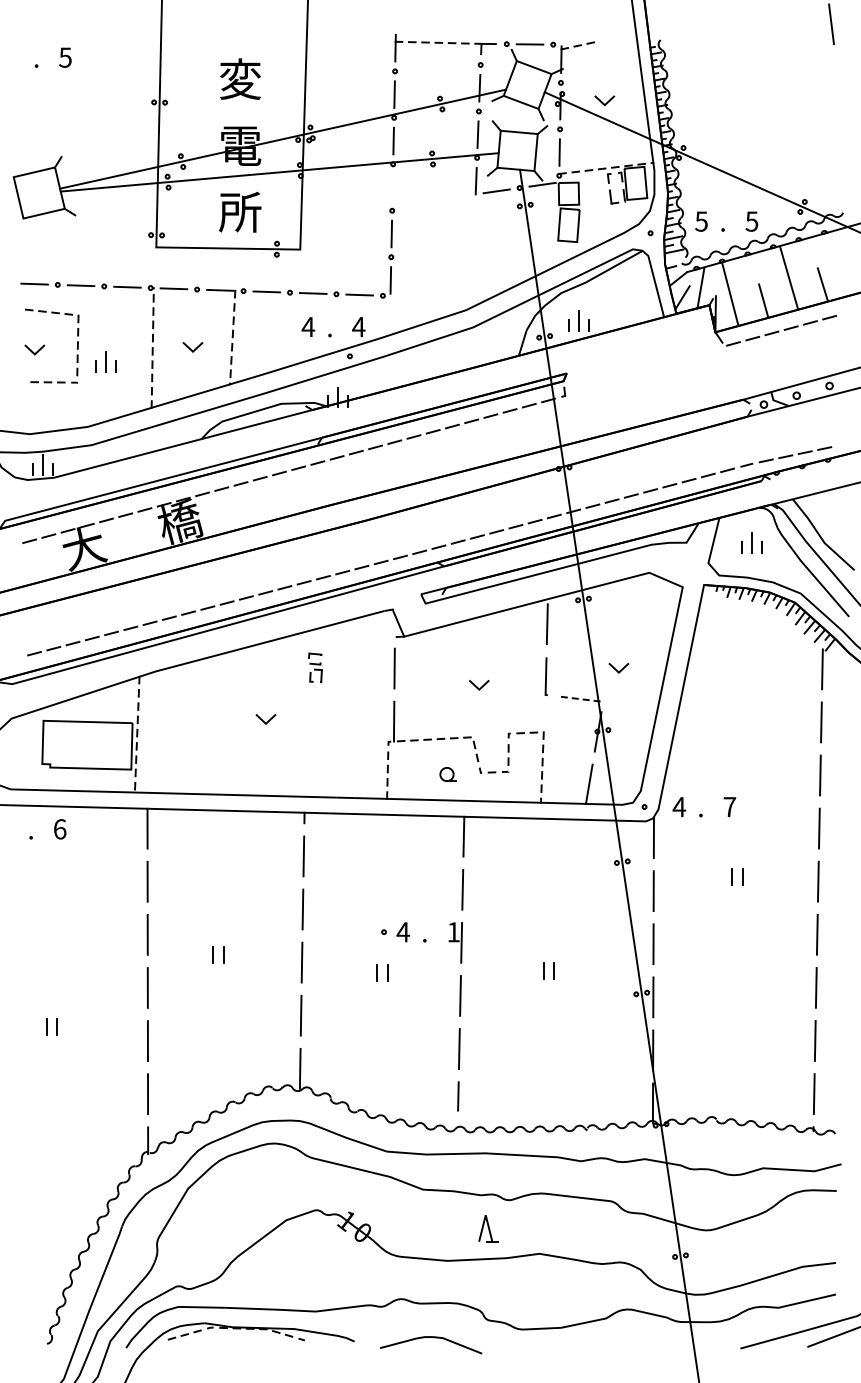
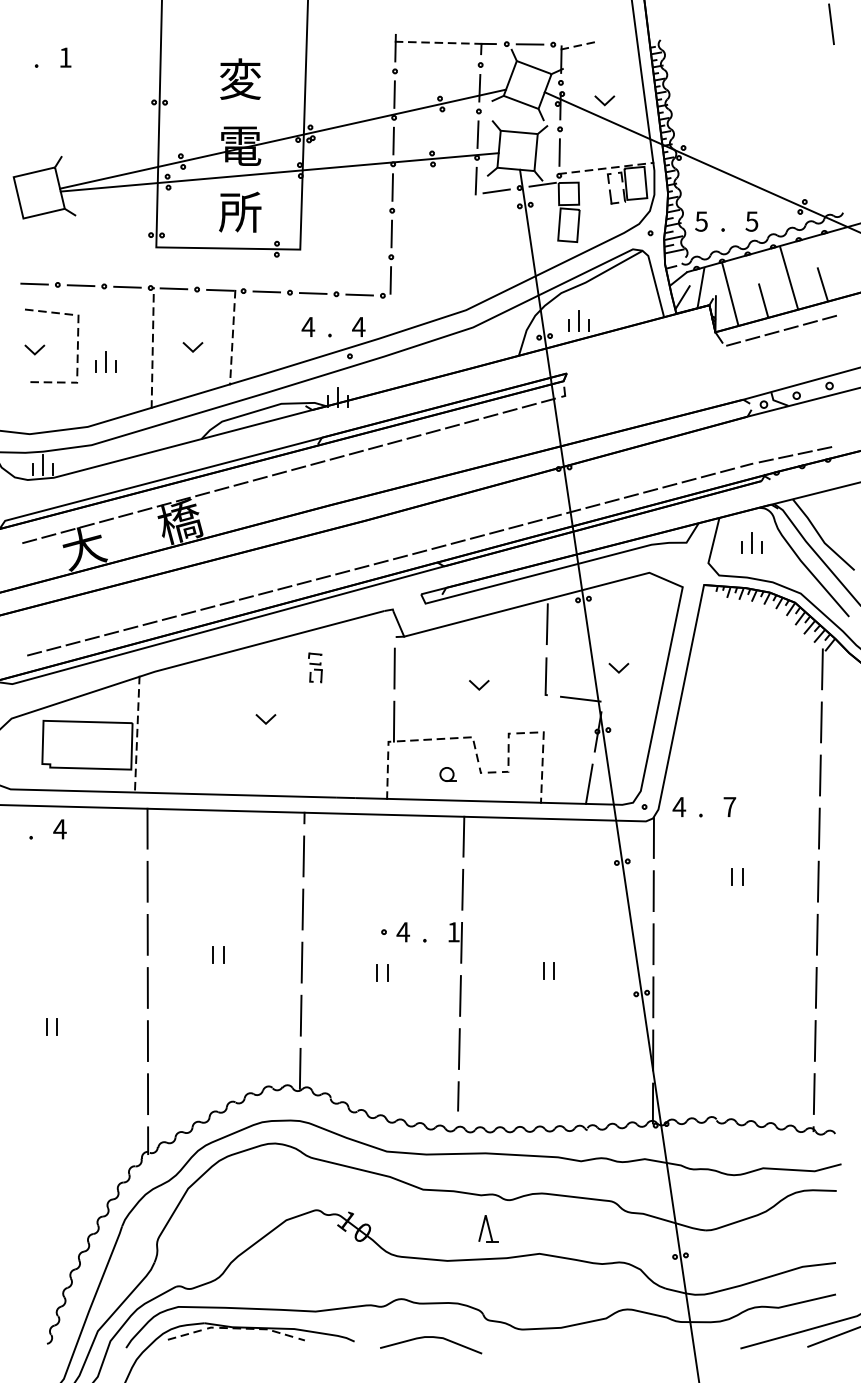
text: 5 -> 1 (65, 57)
line: none -> present (392, 187)
line: dashed -> solid (580, 699)
text: 6 -> 4 (59, 829)
